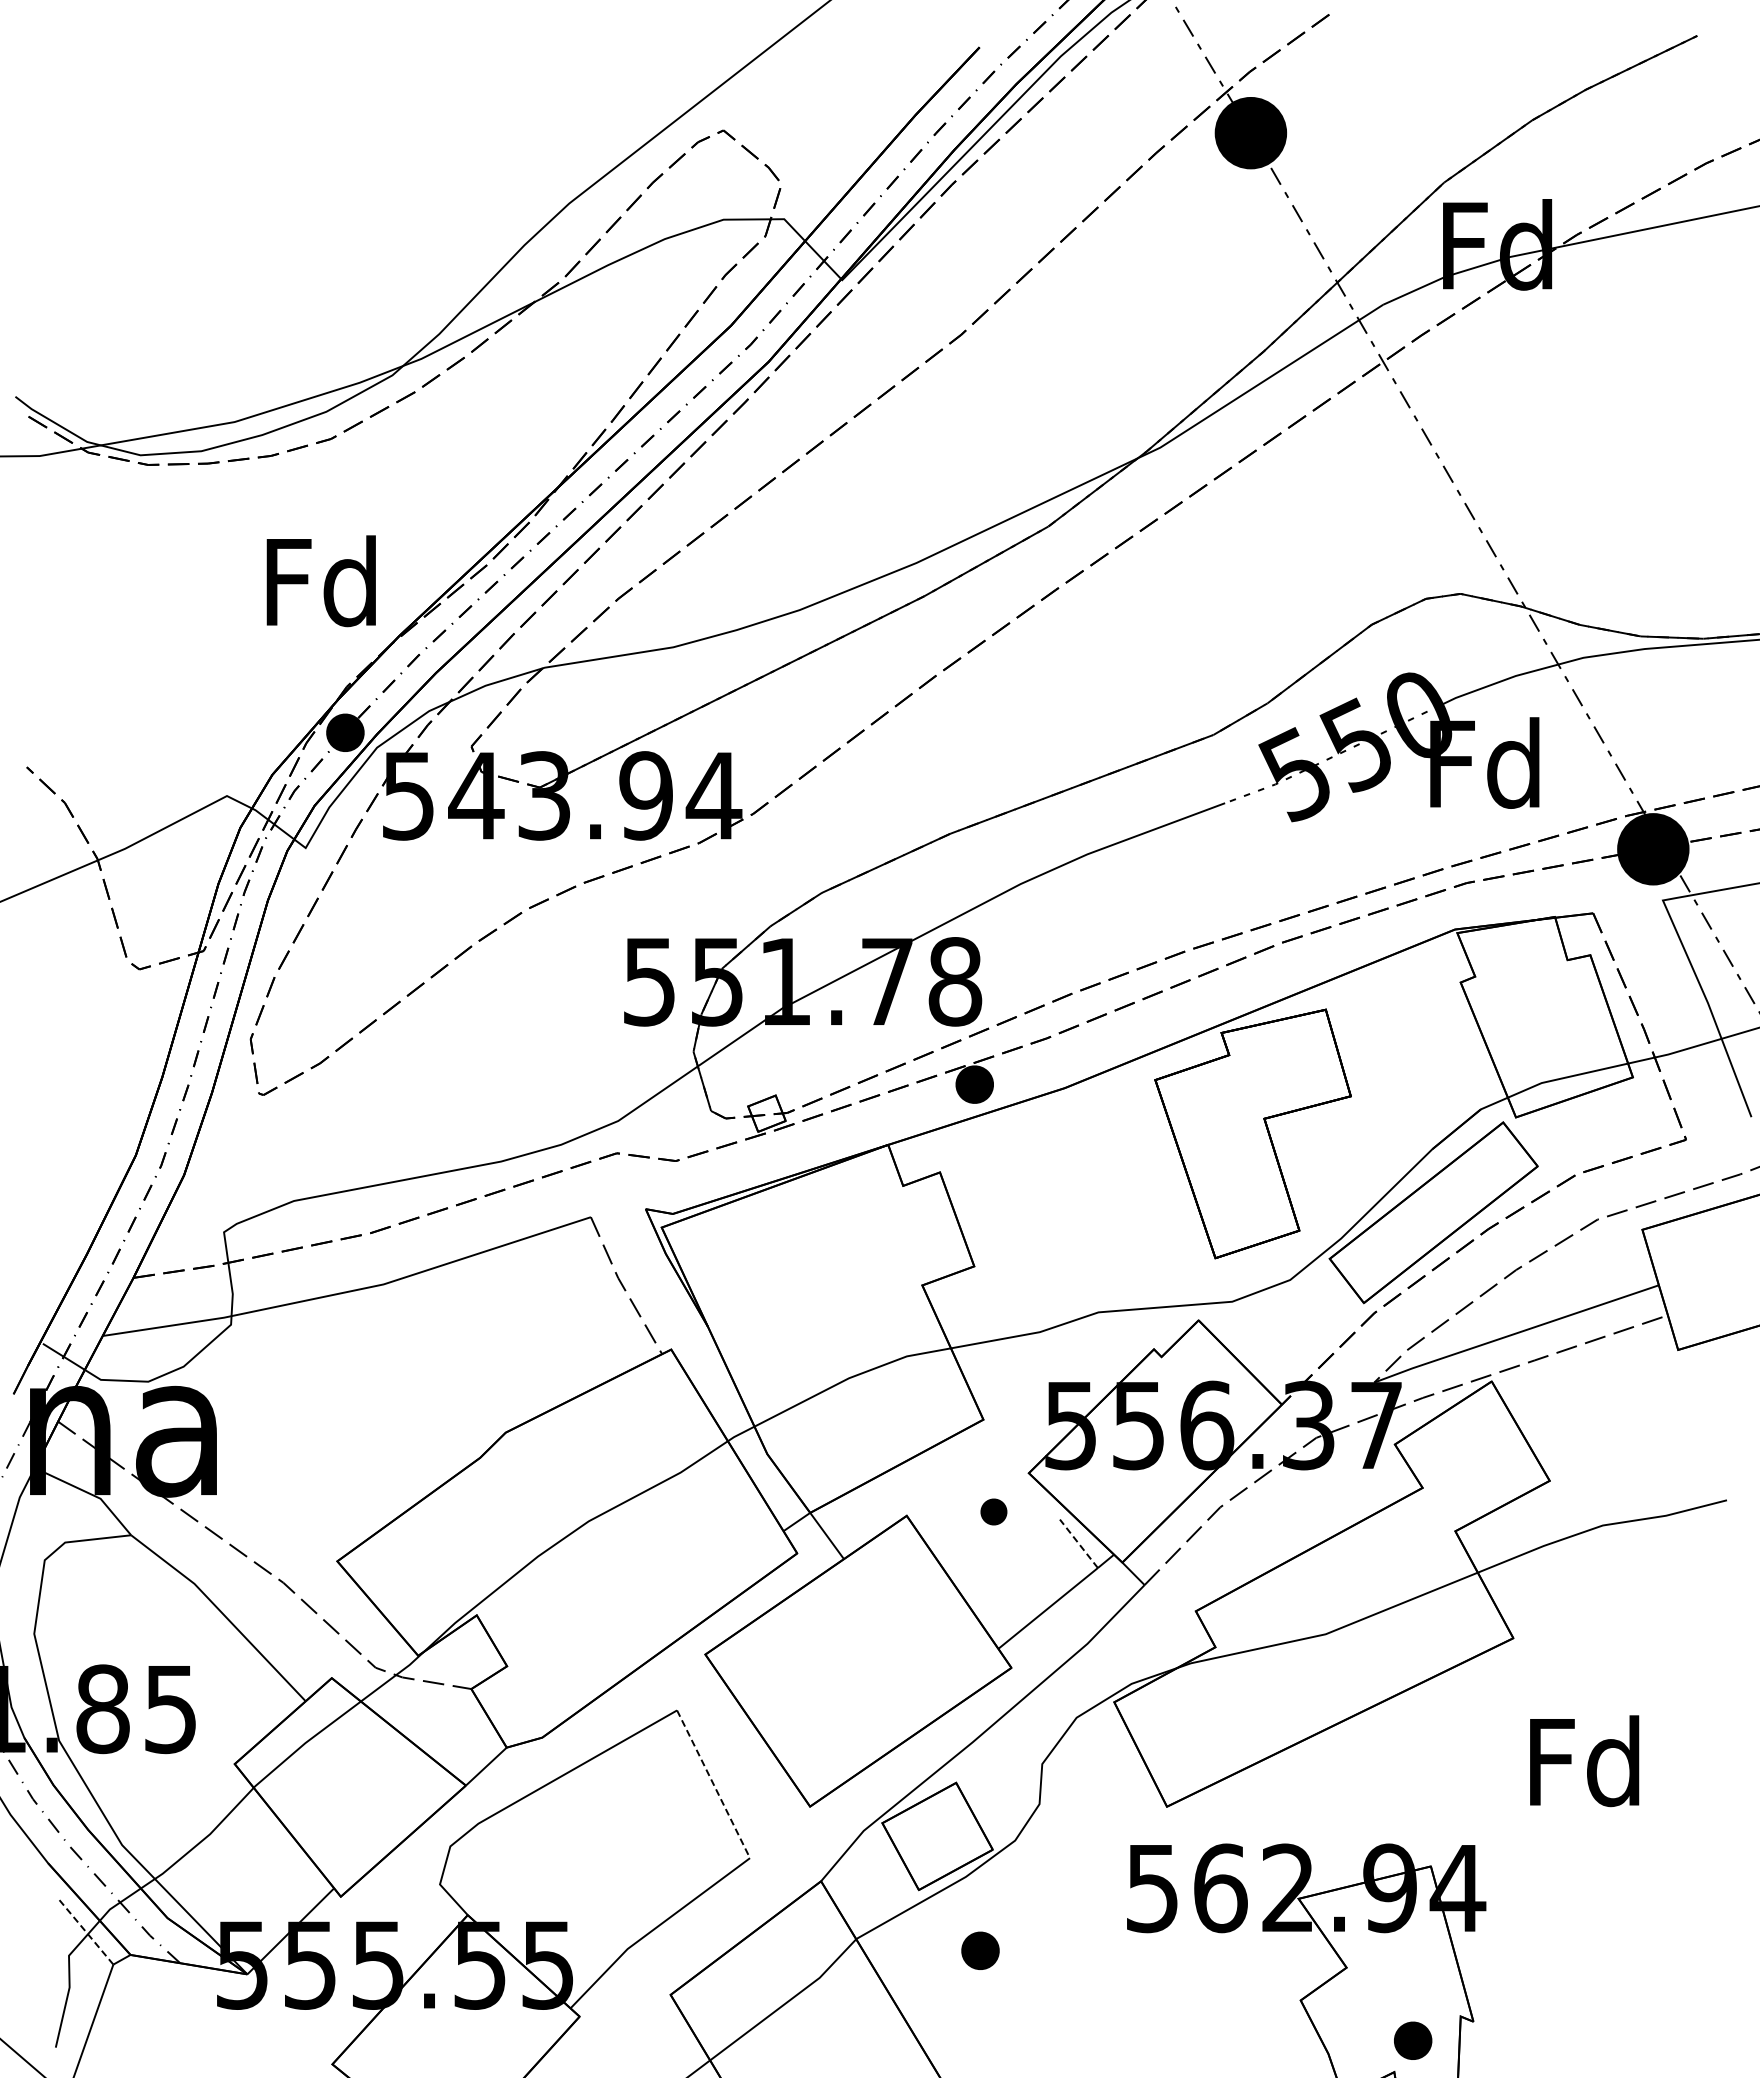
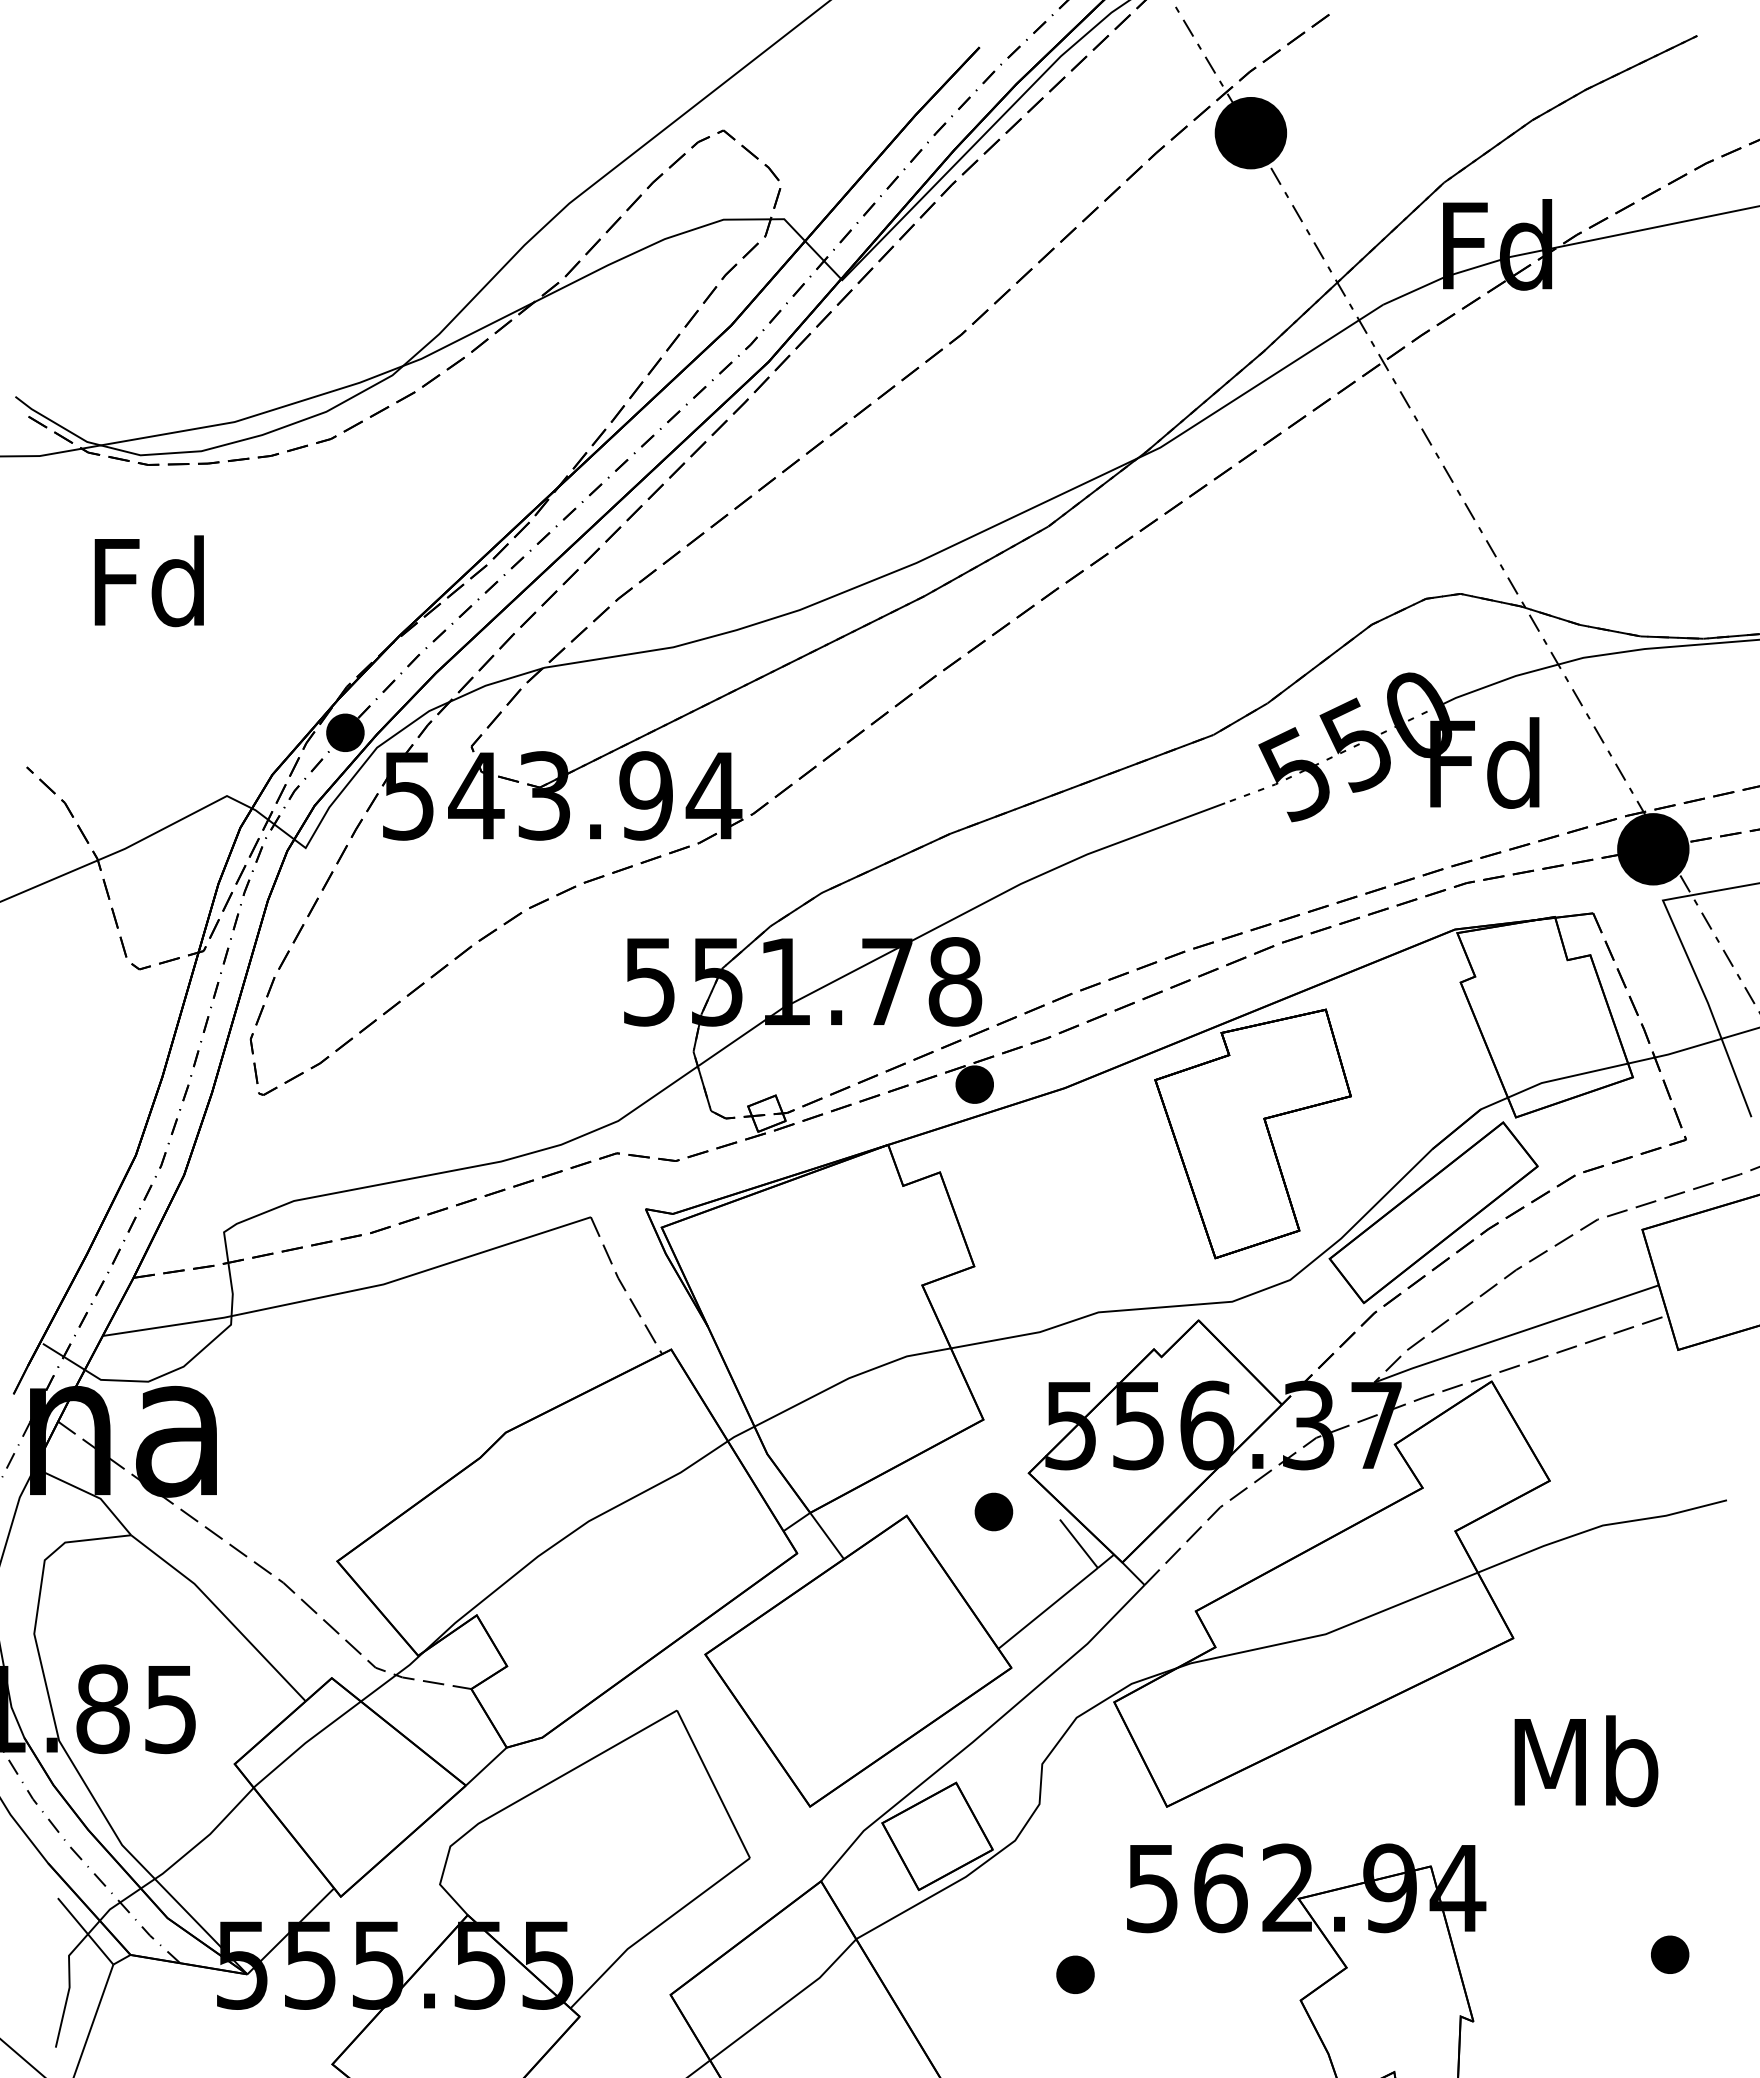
text position: (320, 581) -> (148, 581) (148, 581)
part size: 28x28 px -> 40x40 px (993, 1511)
line: dashed -> solid (1078, 1543)
text: Fd -> Mb (1586, 1761)
line: dashed -> solid (713, 1784)
line: dashed -> solid (85, 1931)
part position: (980, 1950) -> (1075, 1974) (1075, 1974)
part position: (1413, 2040) -> (1670, 1954) (1670, 1954)
